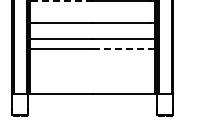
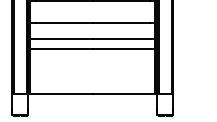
line: dashed -> solid (64, 0)
line: dashed -> solid (123, 49)
